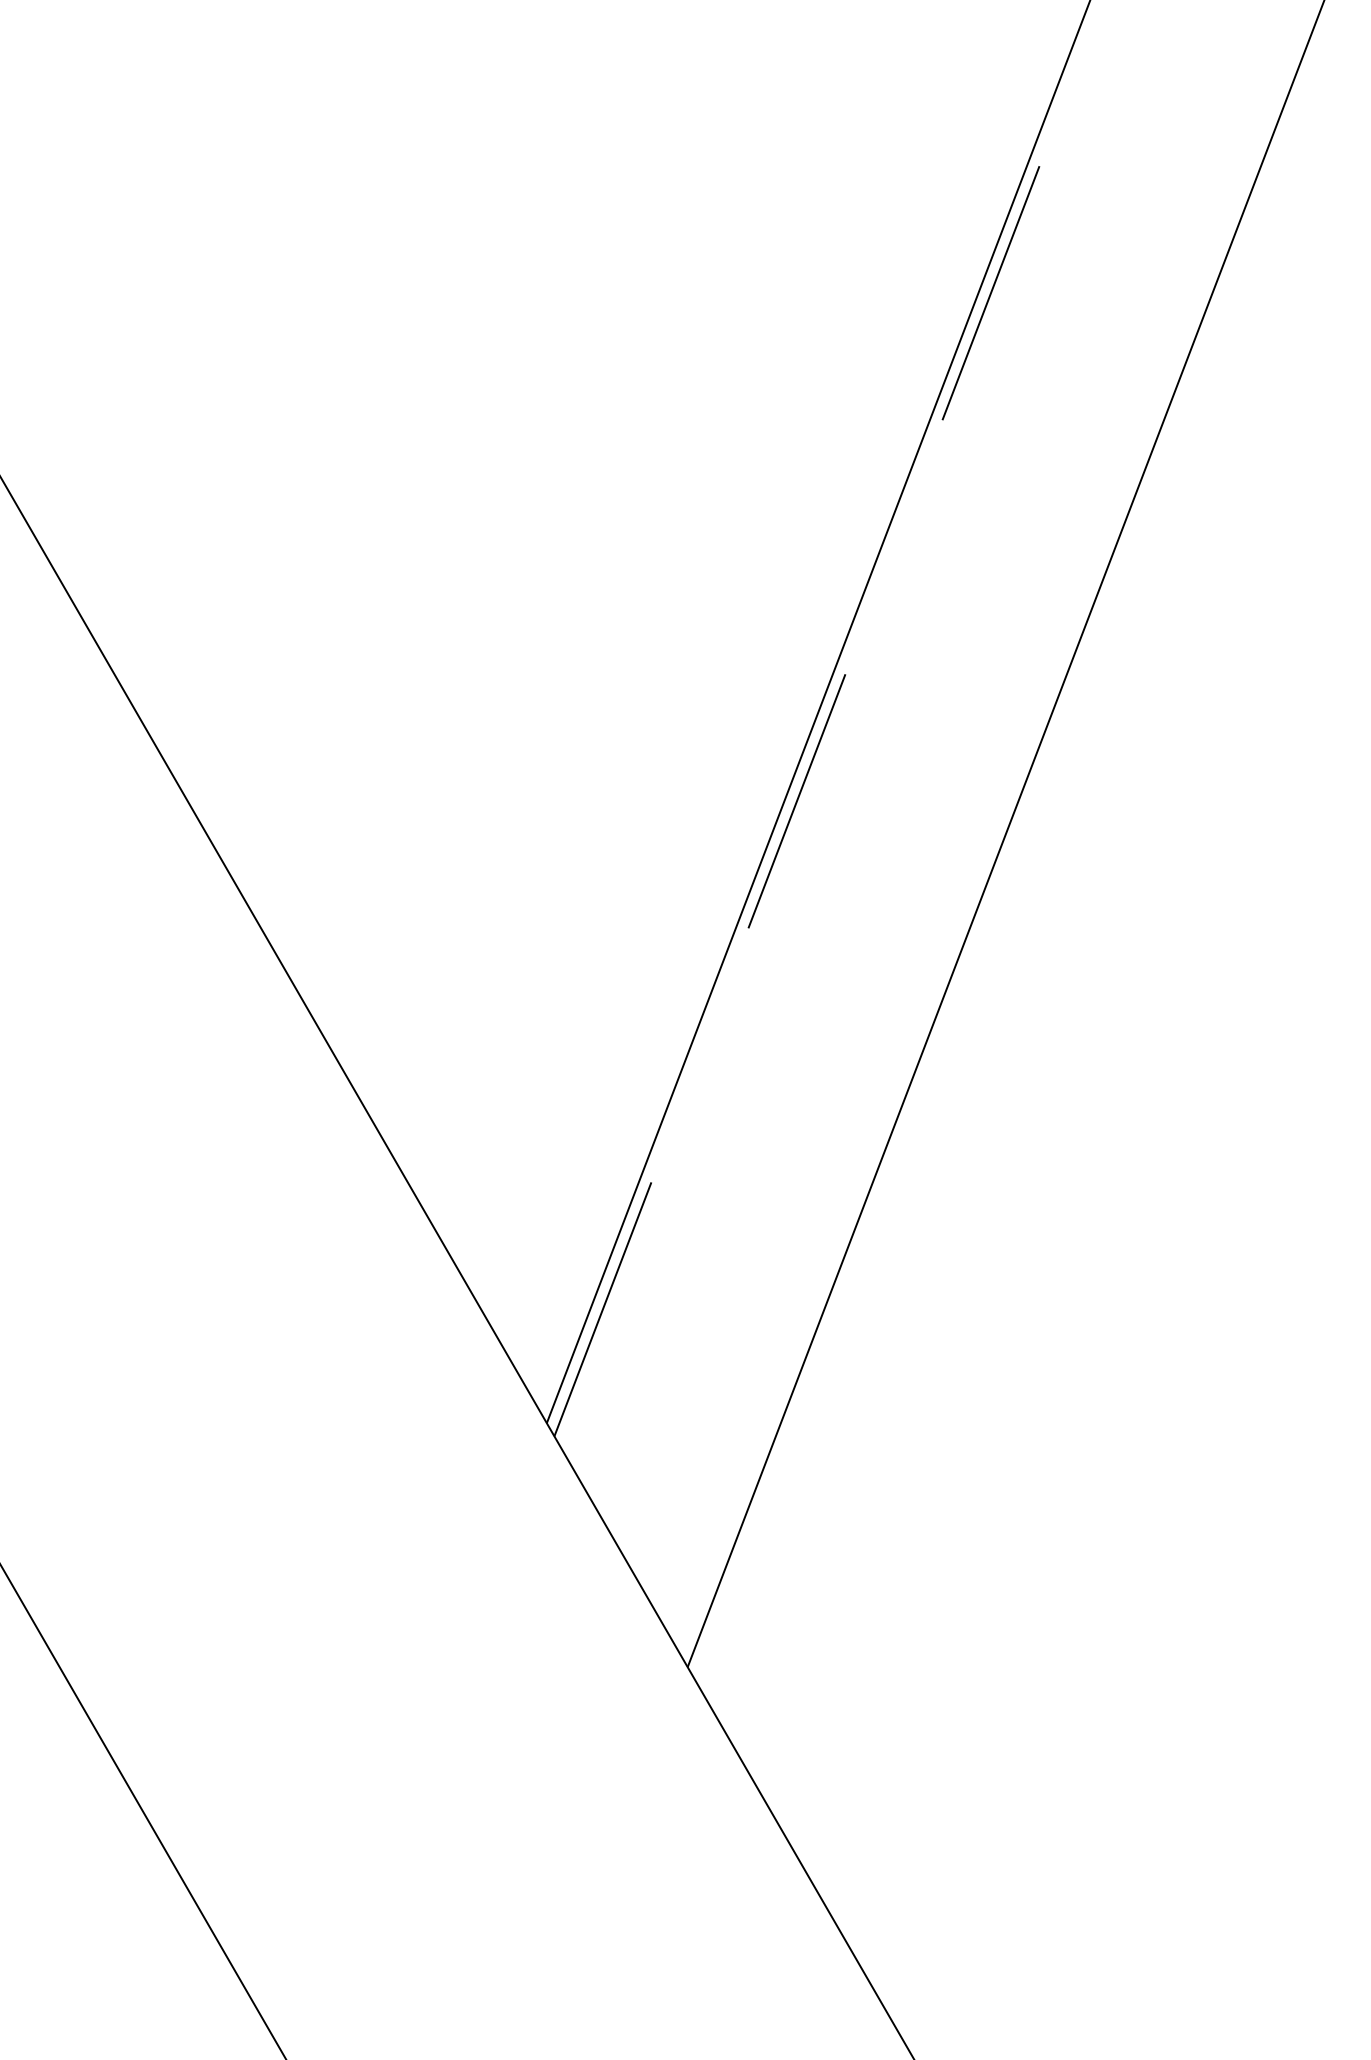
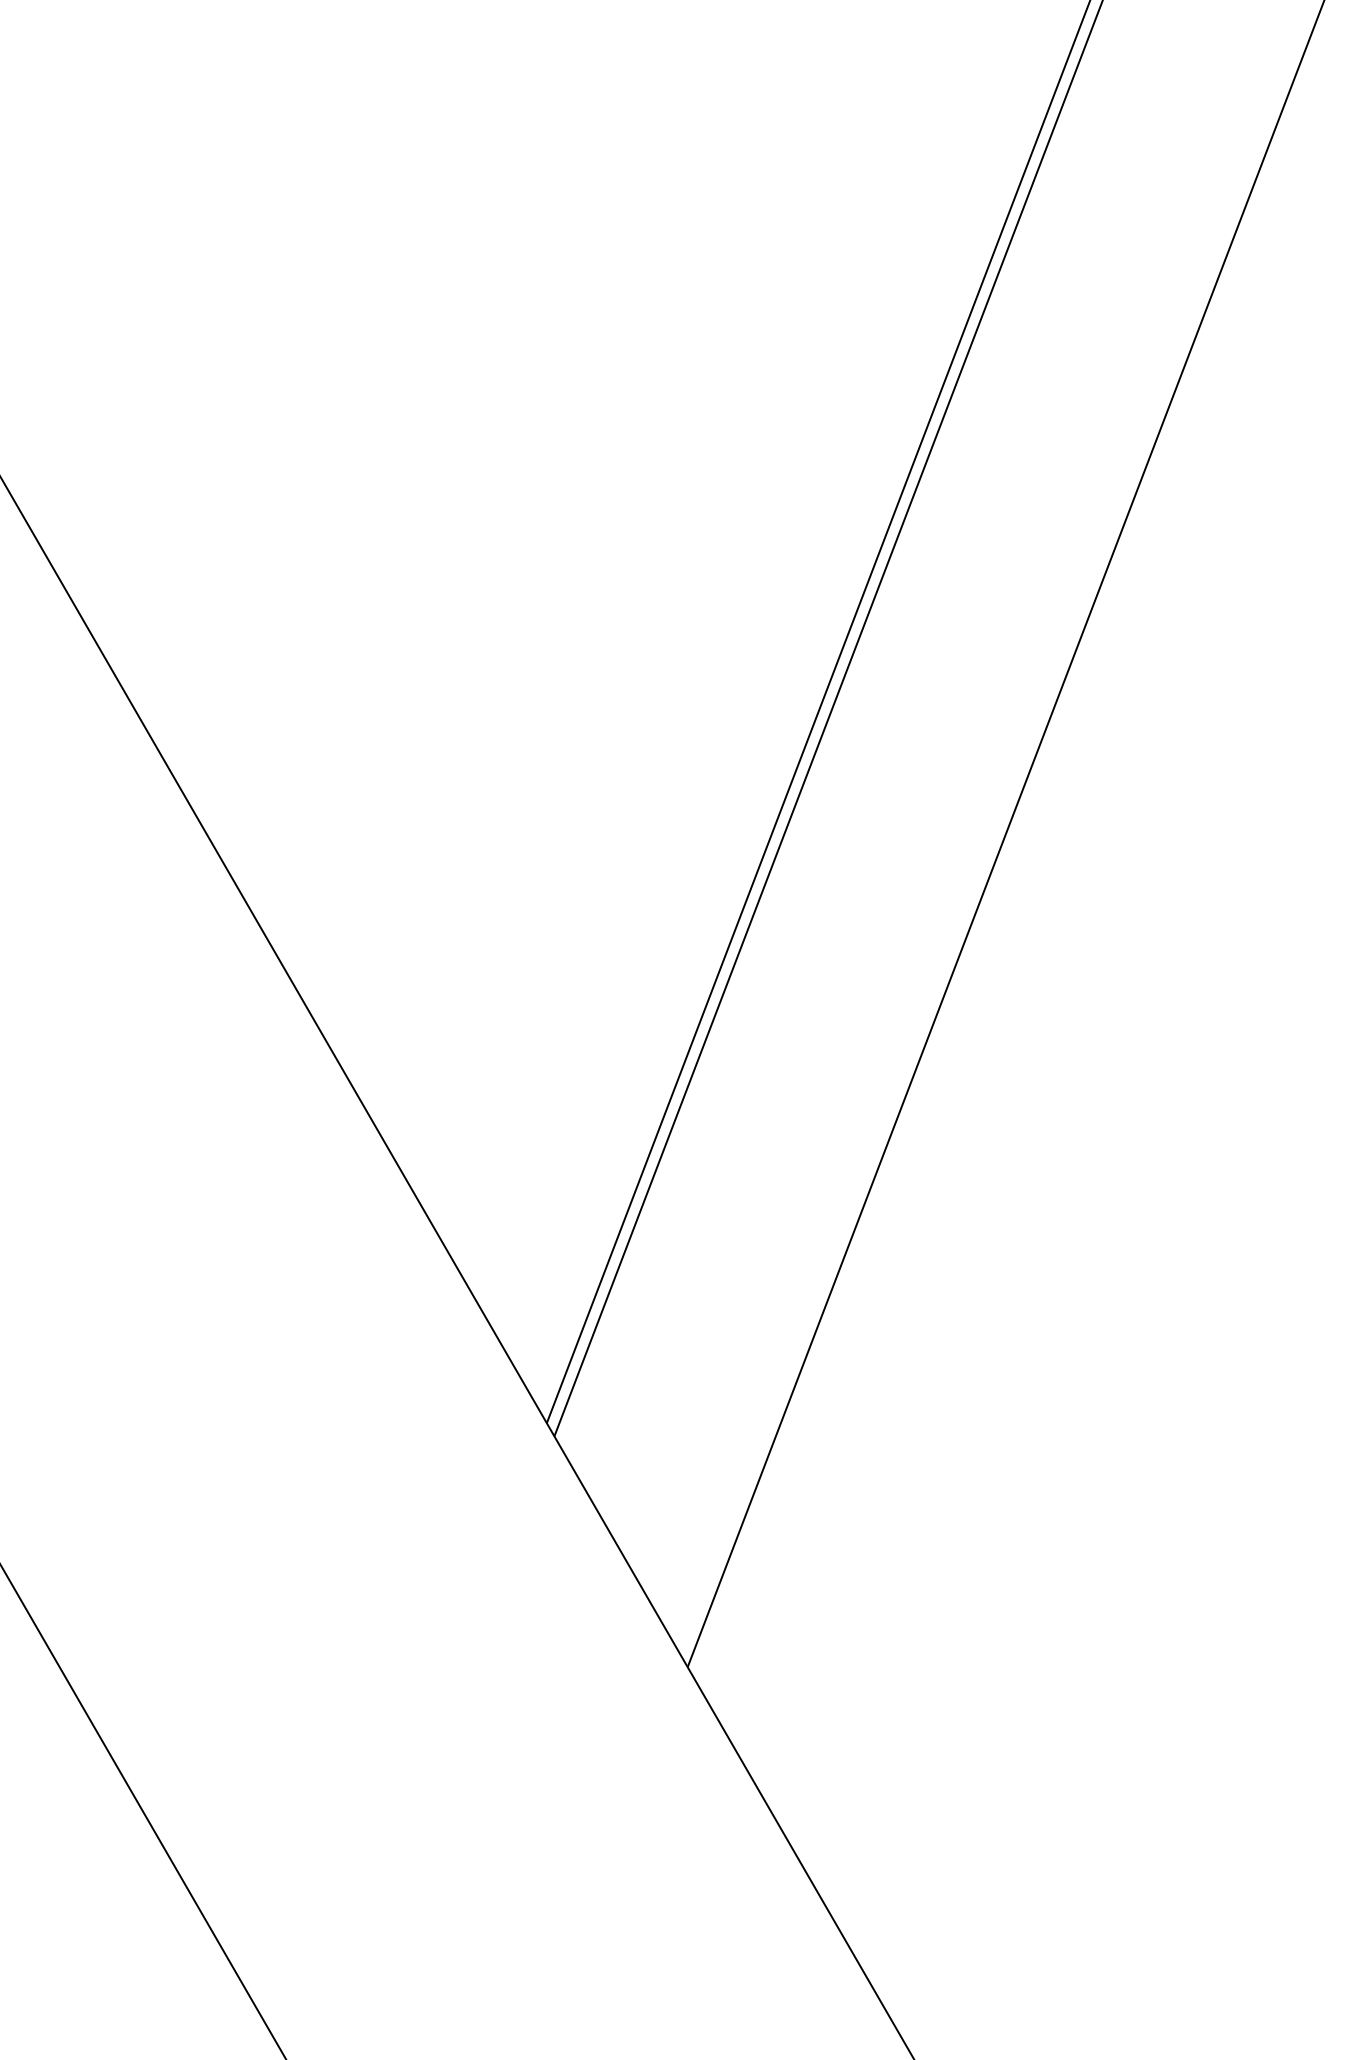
line: dashed -> solid (828, 718)
